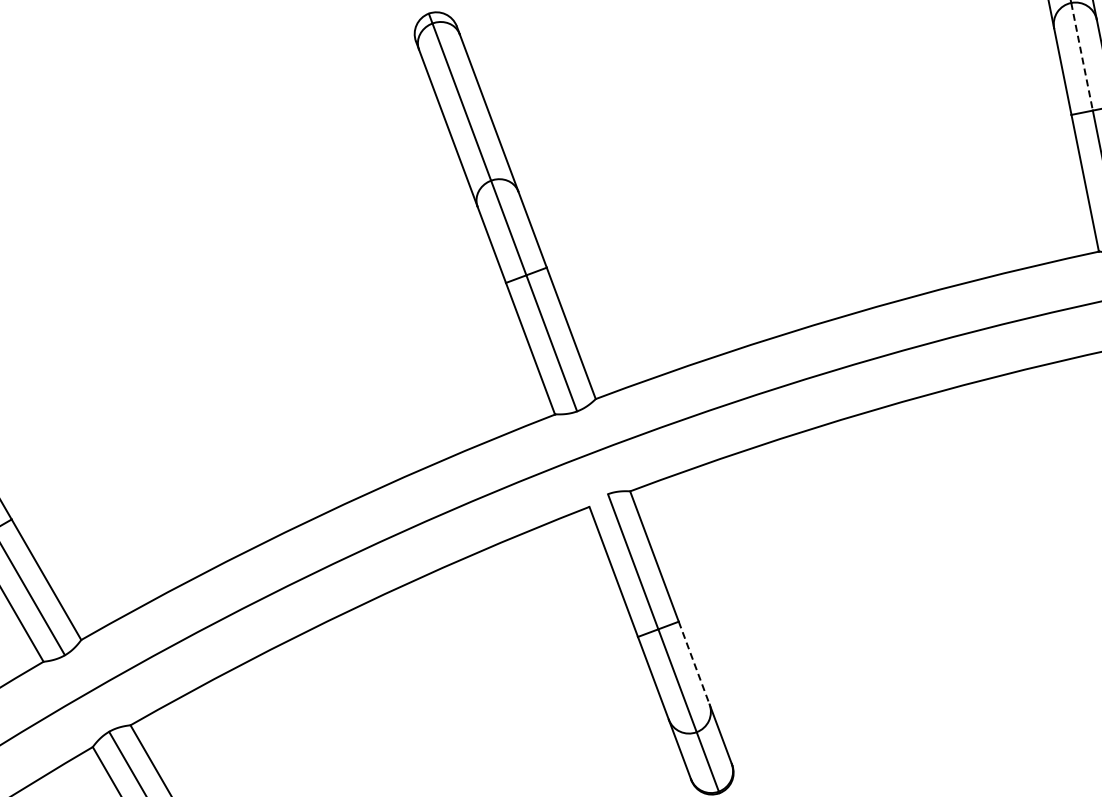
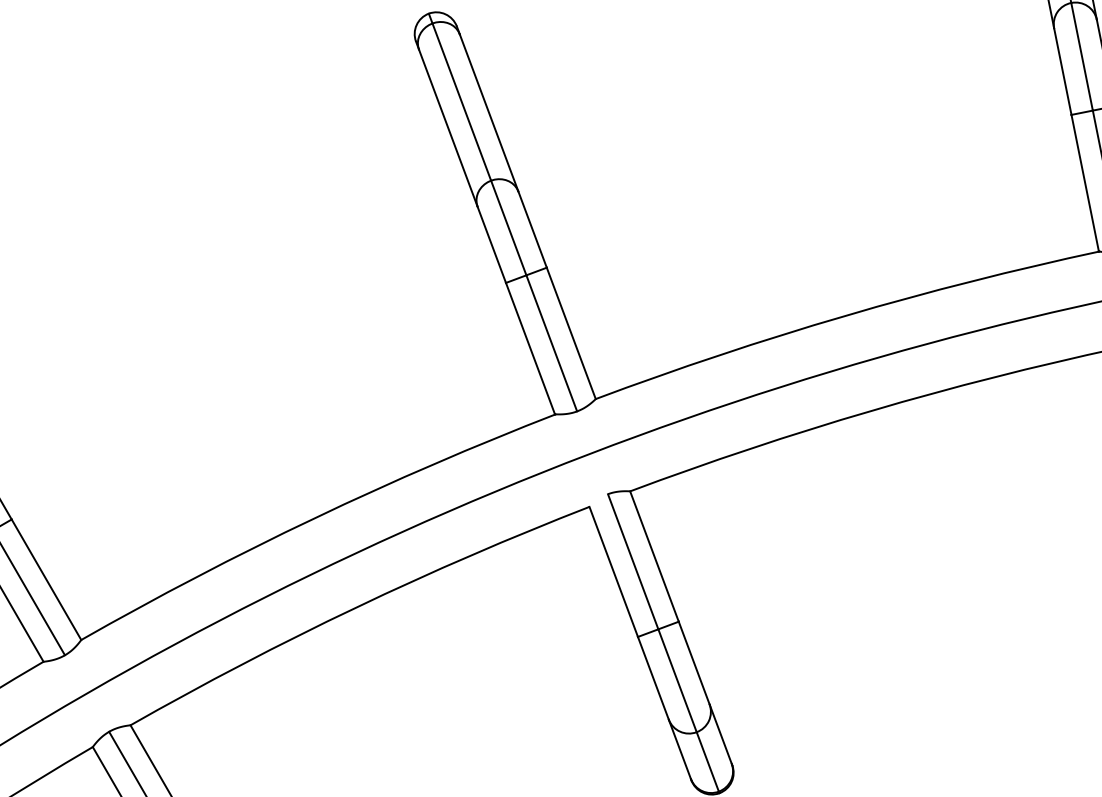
line: dashed -> solid (1082, 56)
line: dashed -> solid (694, 663)
